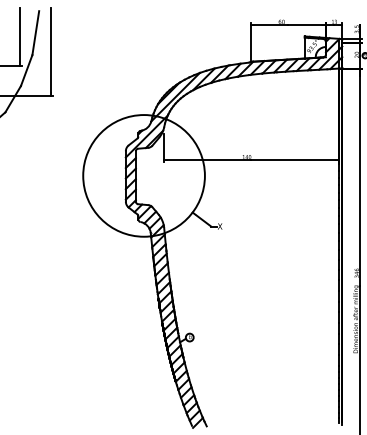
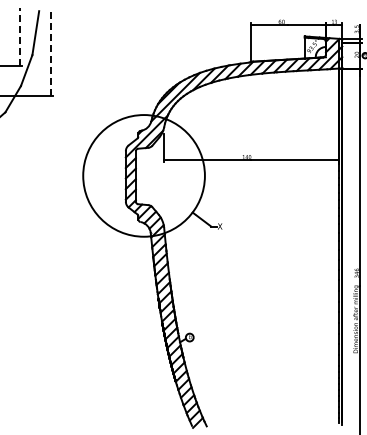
line: solid -> dashed (19, 37)
line: solid -> dashed (51, 52)
